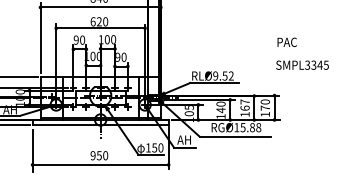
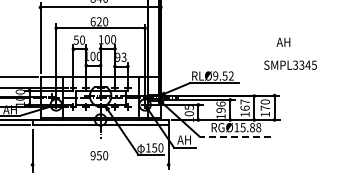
text: 90 -> 50 (75, 39)
text: PAC -> AH (286, 42)
text: 90 -> 93 (123, 57)
text position: (302, 64) -> (290, 64) (290, 64)
text: 140 -> 196 (220, 107)
line: solid -> dashed (235, 136)
line: present -> none (100, 164)
